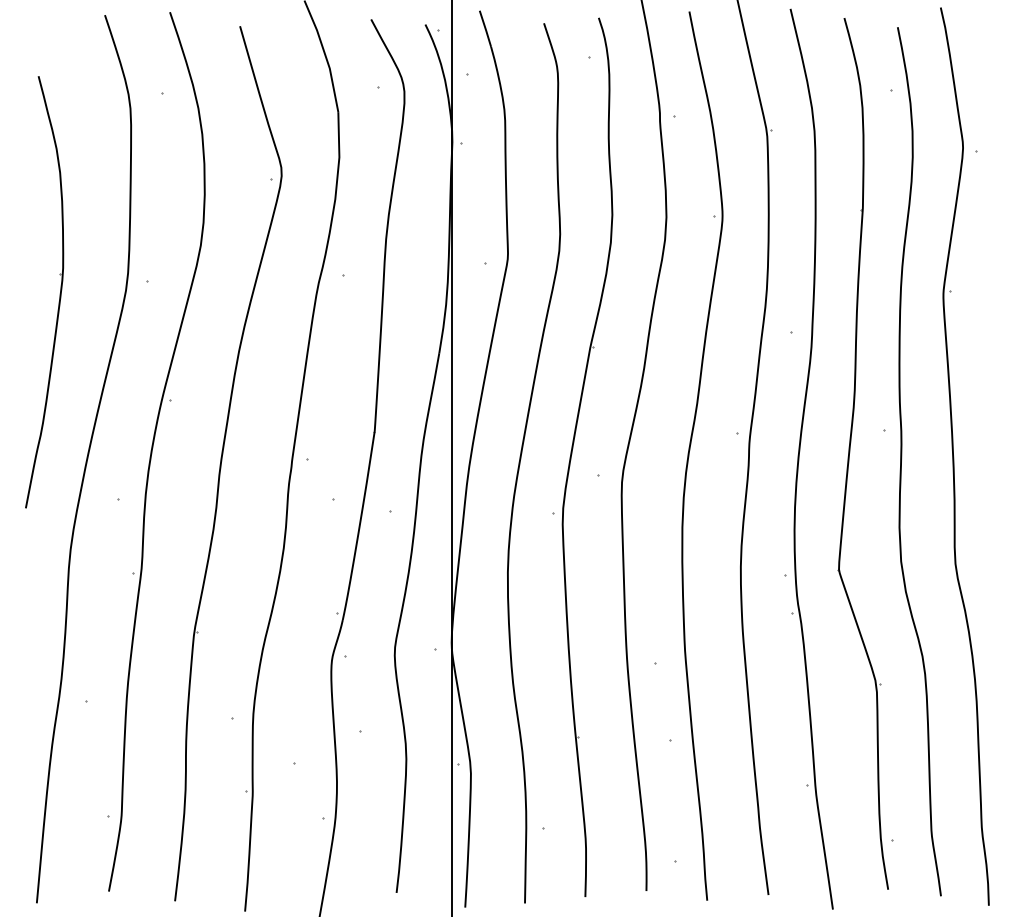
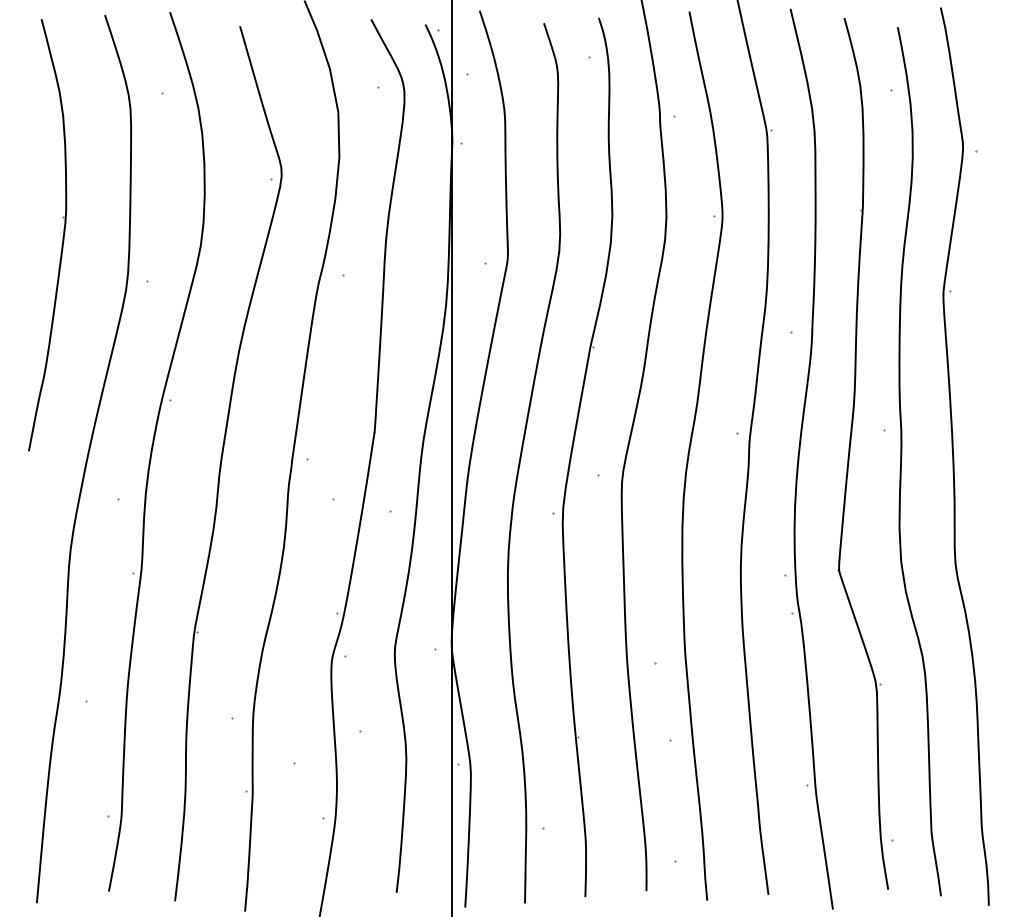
part position: (59, 293) -> (62, 236) (62, 236)
